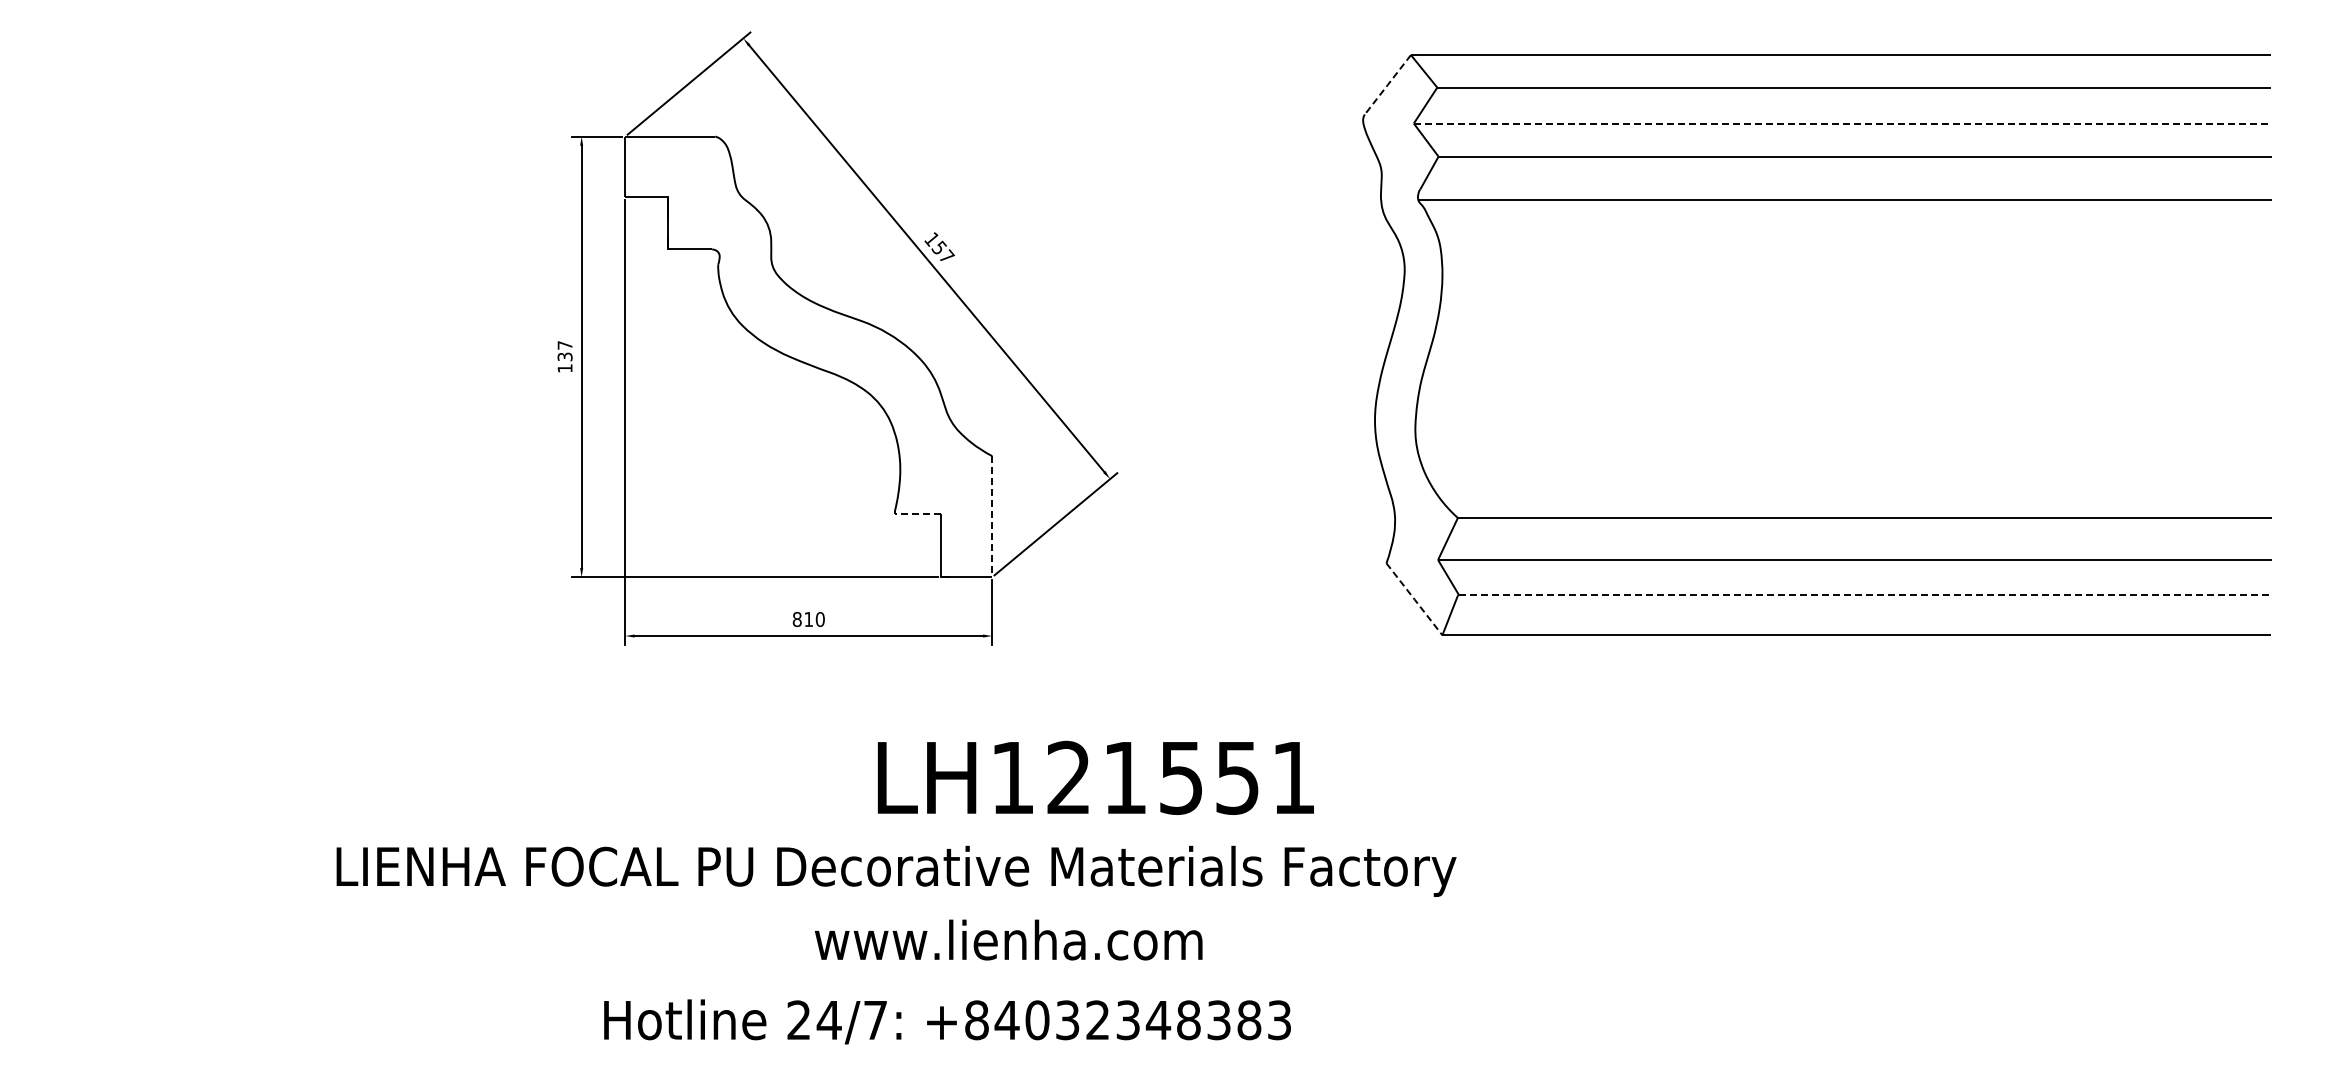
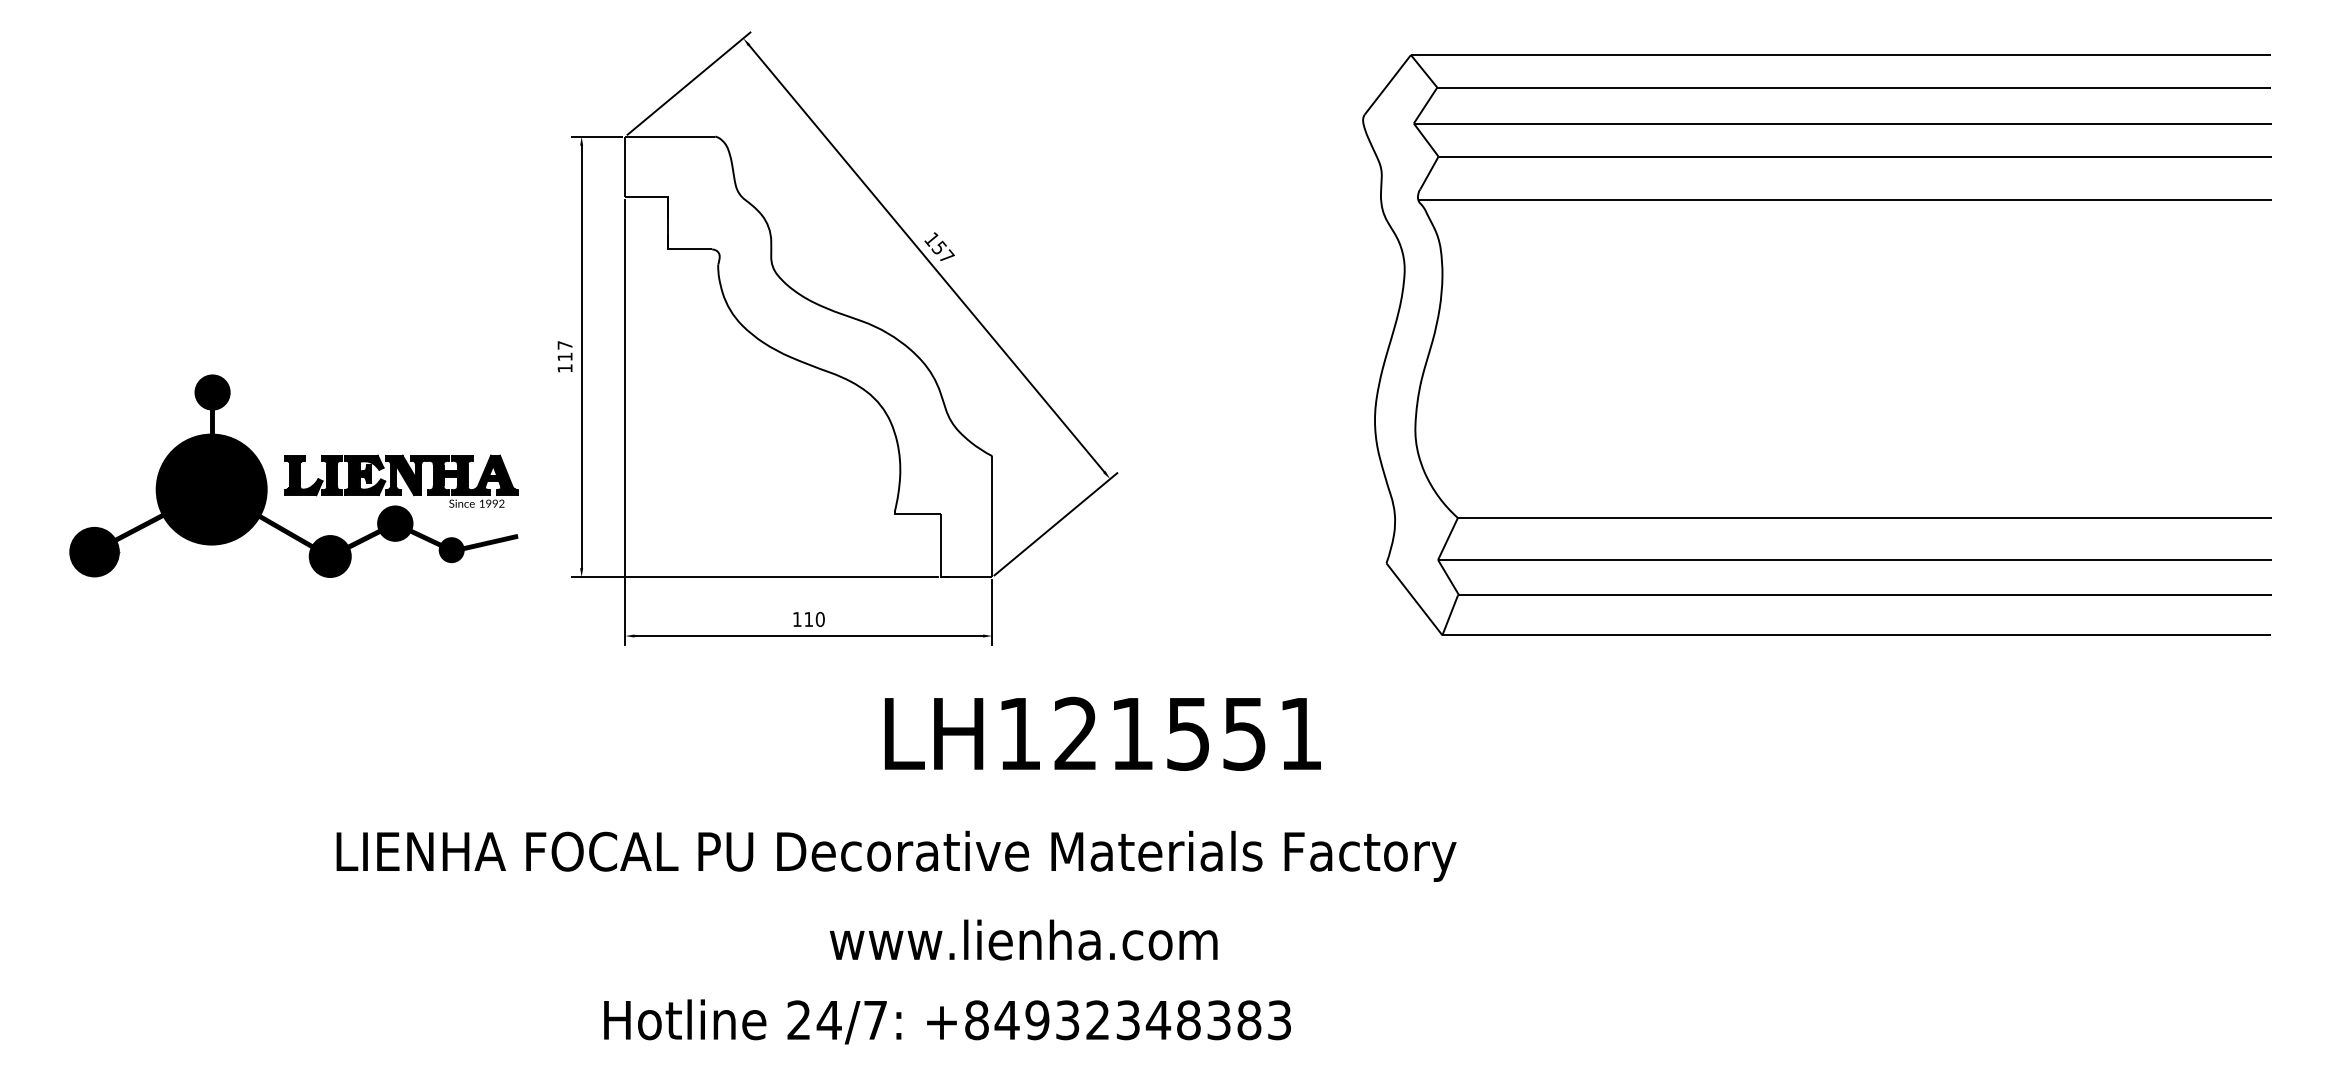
line: dashed -> solid (1387, 84)
line: dashed -> solid (1842, 123)
text: 137 -> 117 (564, 356)
part: none -> present (293, 475)
line: dashed -> solid (915, 513)
line: dashed -> solid (992, 516)
line: dashed -> solid (1865, 594)
line: dashed -> solid (1414, 599)
text: 810 -> 110 (796, 619)
text position: (1095, 777) -> (1102, 733) (1102, 733)
text position: (896, 870) -> (896, 855) (896, 855)
text position: (1008, 939) -> (1023, 939) (1023, 939)
text: +84032348383 -> +84932348383 (1037, 1020)
